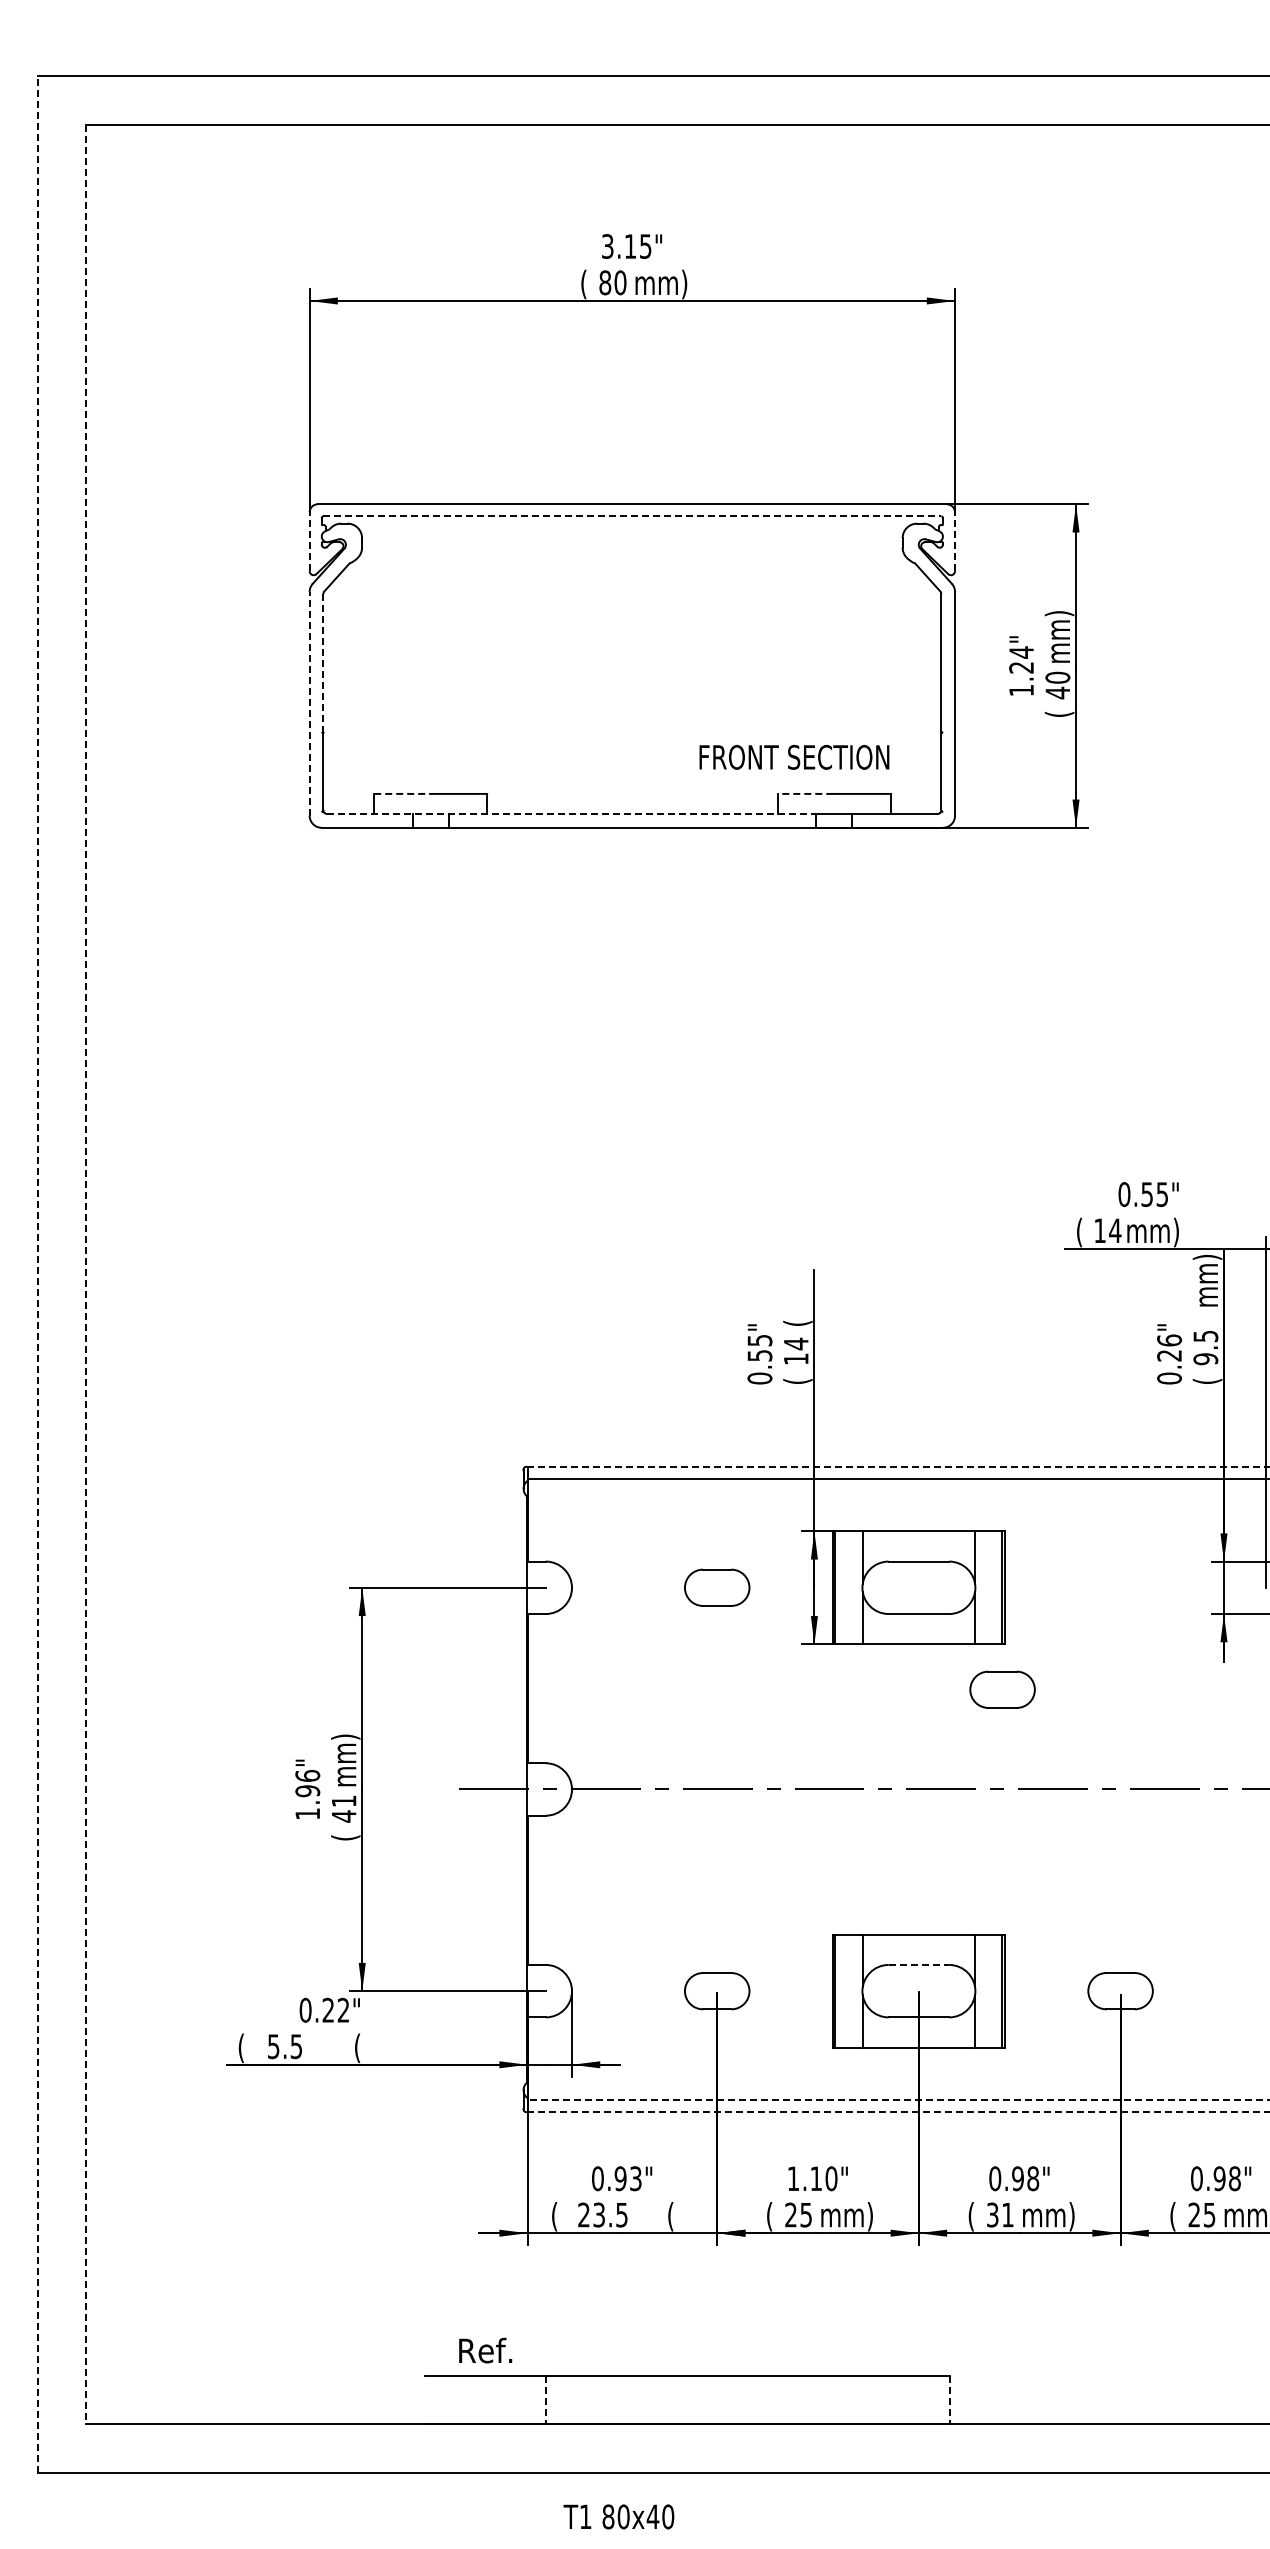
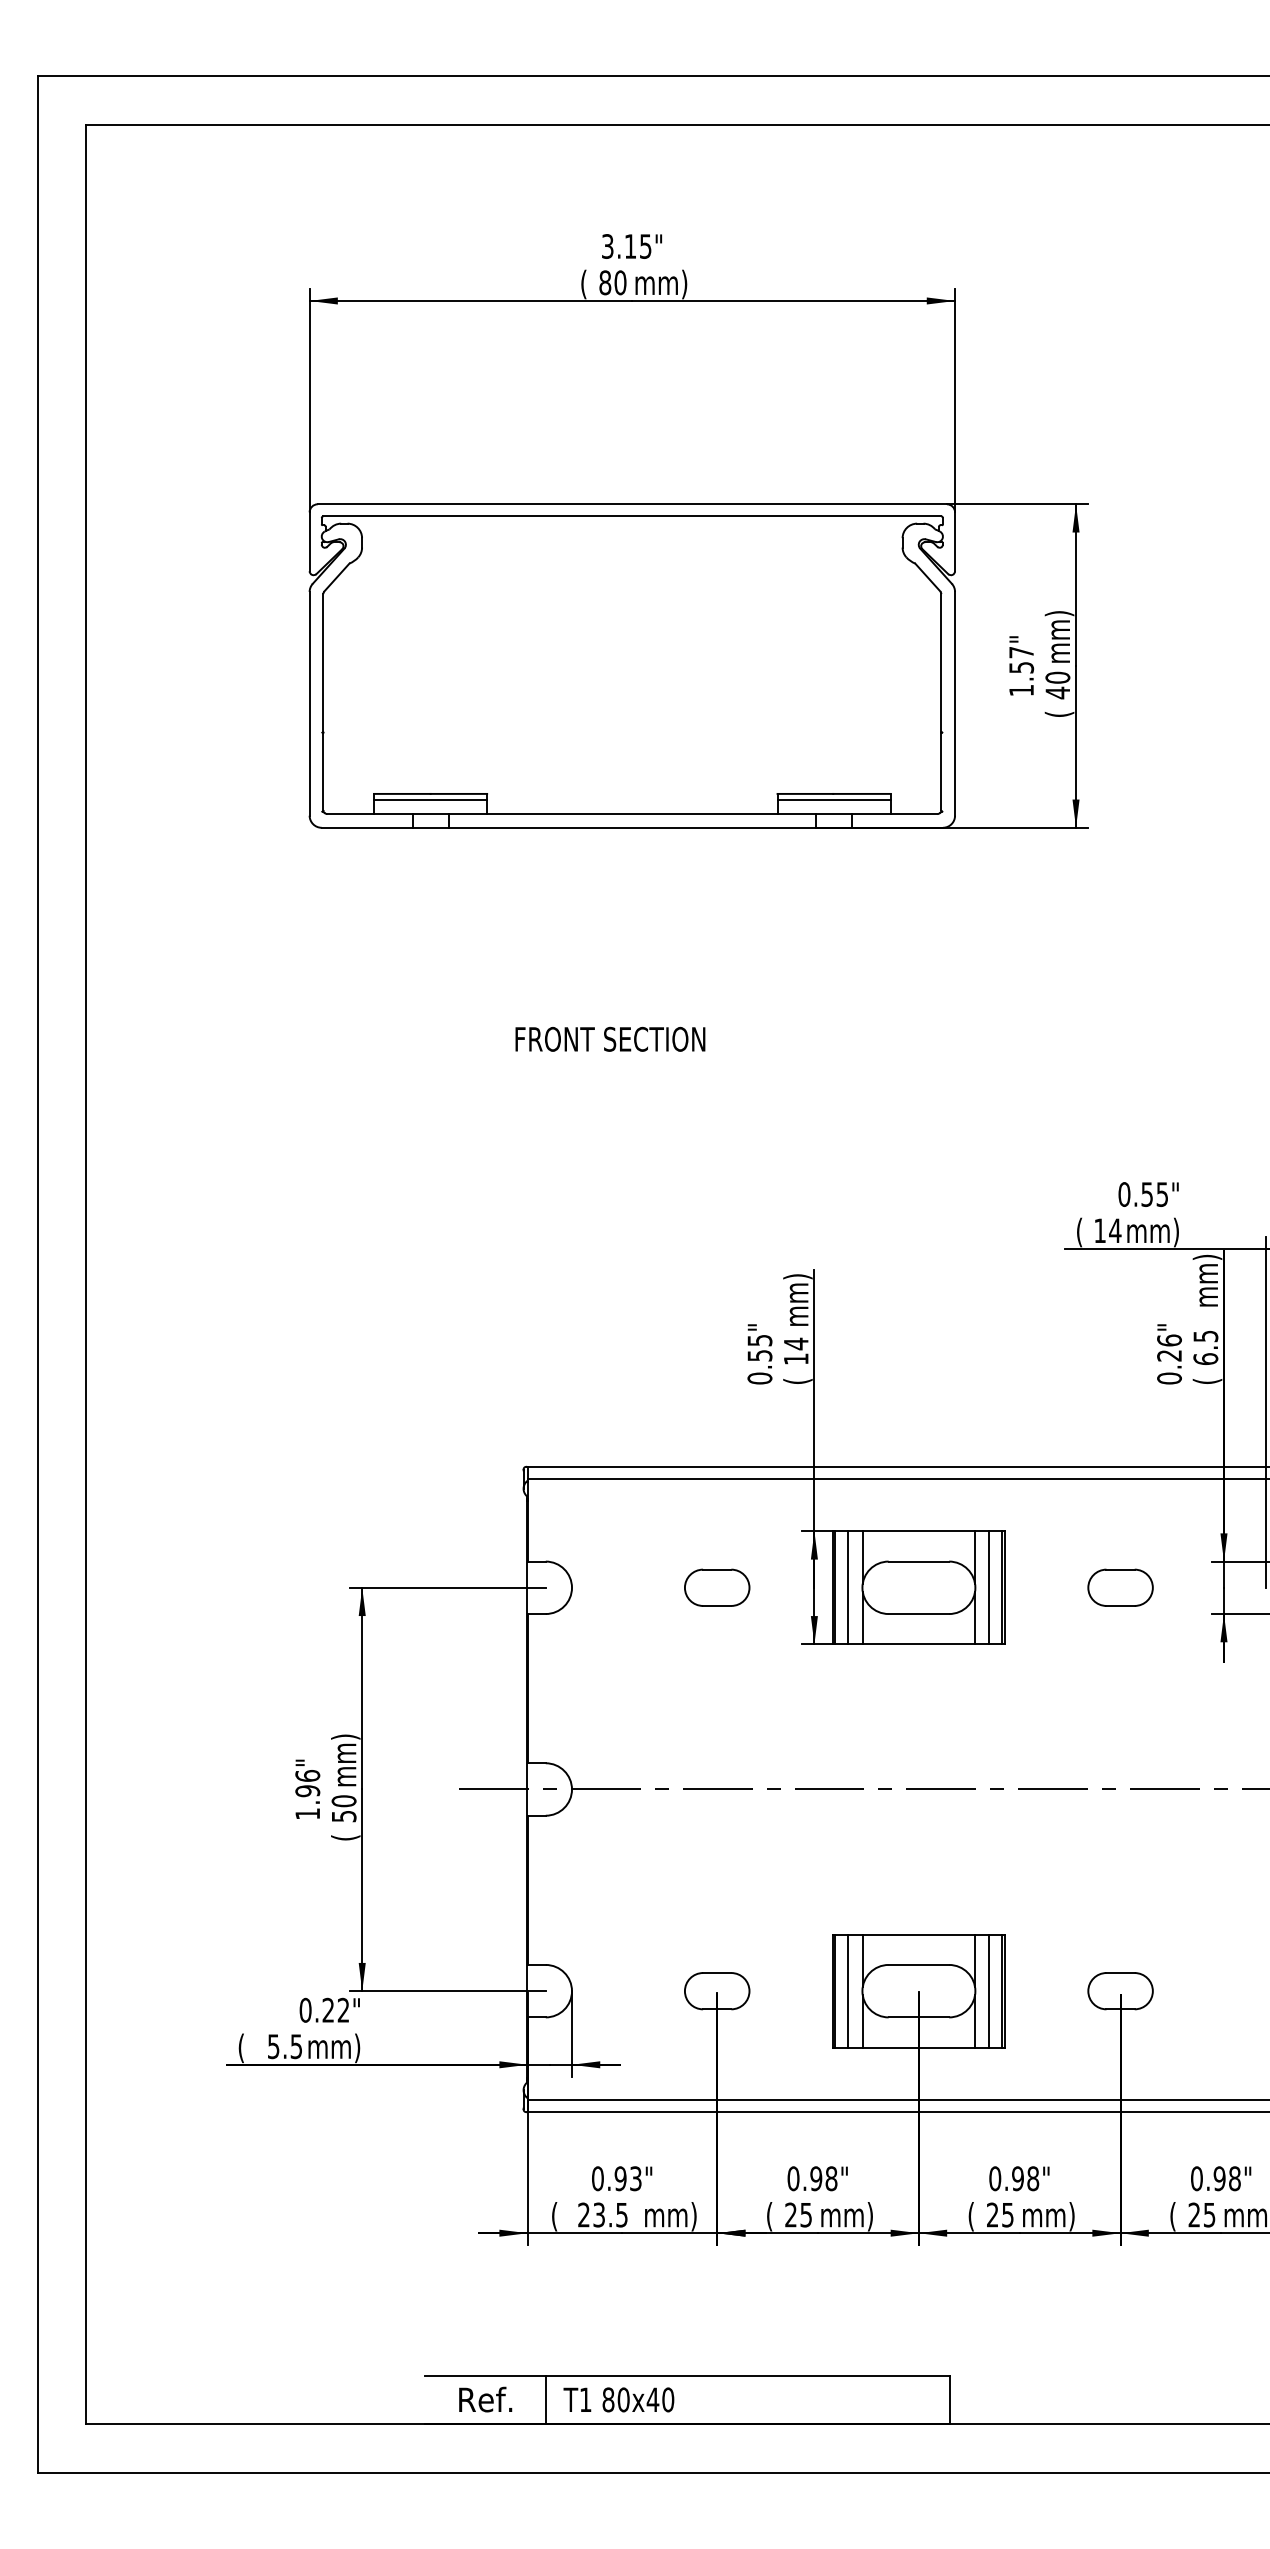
line: dashed -> solid (632, 516)
line: dashed -> solid (309, 541)
line: dashed -> solid (955, 541)
text: 1.24" -> 1.57" (1021, 659)
line: dashed -> solid (323, 663)
line: dashed -> solid (309, 703)
text position: (794, 756) -> (610, 1038) (610, 1038)
line: dashed -> solid (402, 793)
line: dashed -> solid (805, 793)
line: none -> present (430, 799)
line: none -> present (833, 799)
line: dashed -> solid (572, 814)
line: dashed -> solid (38, 1274)
line: dashed -> solid (86, 1274)
text: ( -> mm) (797, 1299)
text: 9.5 -> 6.5 (1205, 1359)
line: dashed -> solid (899, 1466)
line: none -> present (848, 1587)
line: none -> present (989, 1587)
part position: (1002, 1689) -> (1120, 1587) (1120, 1587)
text: 41 -> 50 (343, 1808)
line: dashed -> solid (919, 1964)
line: none -> present (848, 1990)
line: none -> present (989, 1990)
text: ( -> mm) (334, 2048)
line: dashed -> solid (898, 2100)
line: dashed -> solid (899, 2112)
text: 1.10" -> 0.98" (812, 2178)
text: 31 -> 25 (1000, 2215)
text: ( -> mm) (670, 2216)
text position: (485, 2350) -> (485, 2399) (485, 2399)
line: dashed -> solid (546, 2400)
line: dashed -> solid (949, 2400)
text position: (618, 2516) -> (618, 2399) (618, 2399)
